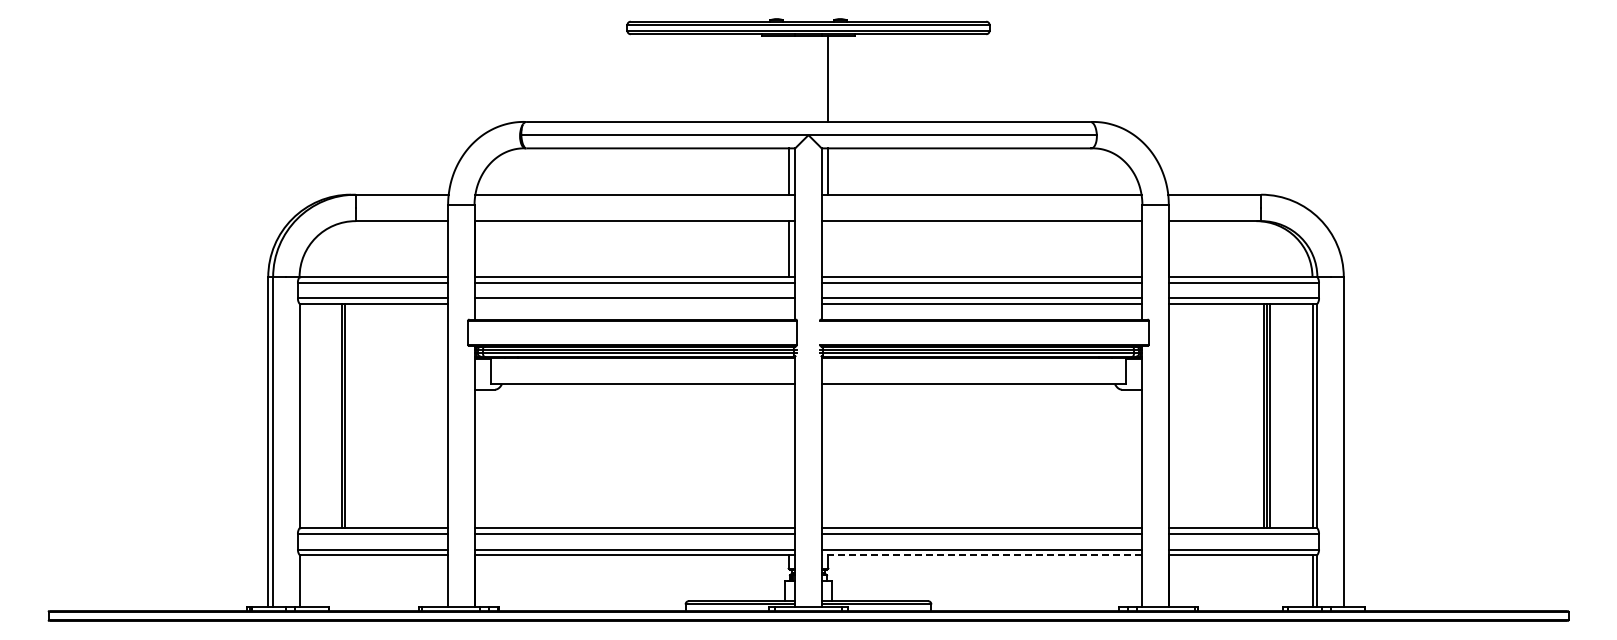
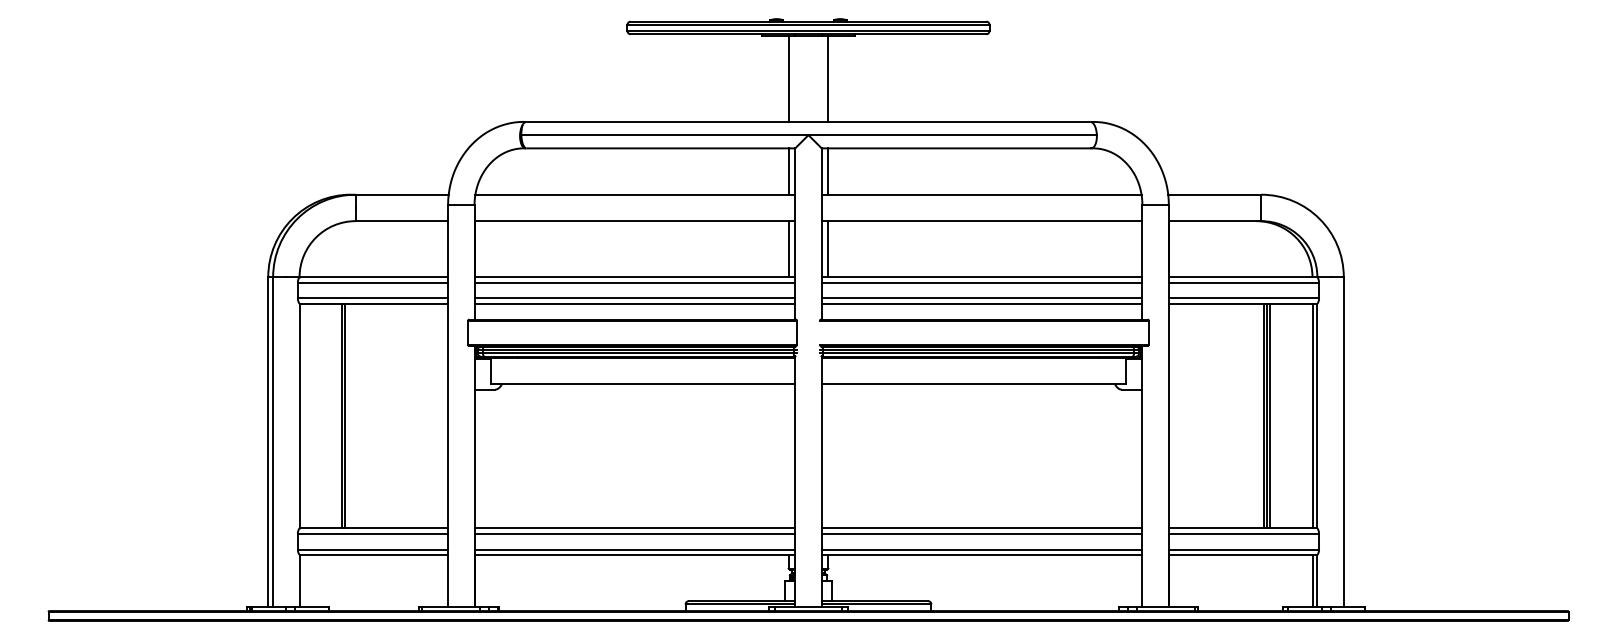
line: none -> present (788, 79)
line: none -> present (828, 249)
line: none -> present (634, 303)
line: dashed -> solid (981, 554)
